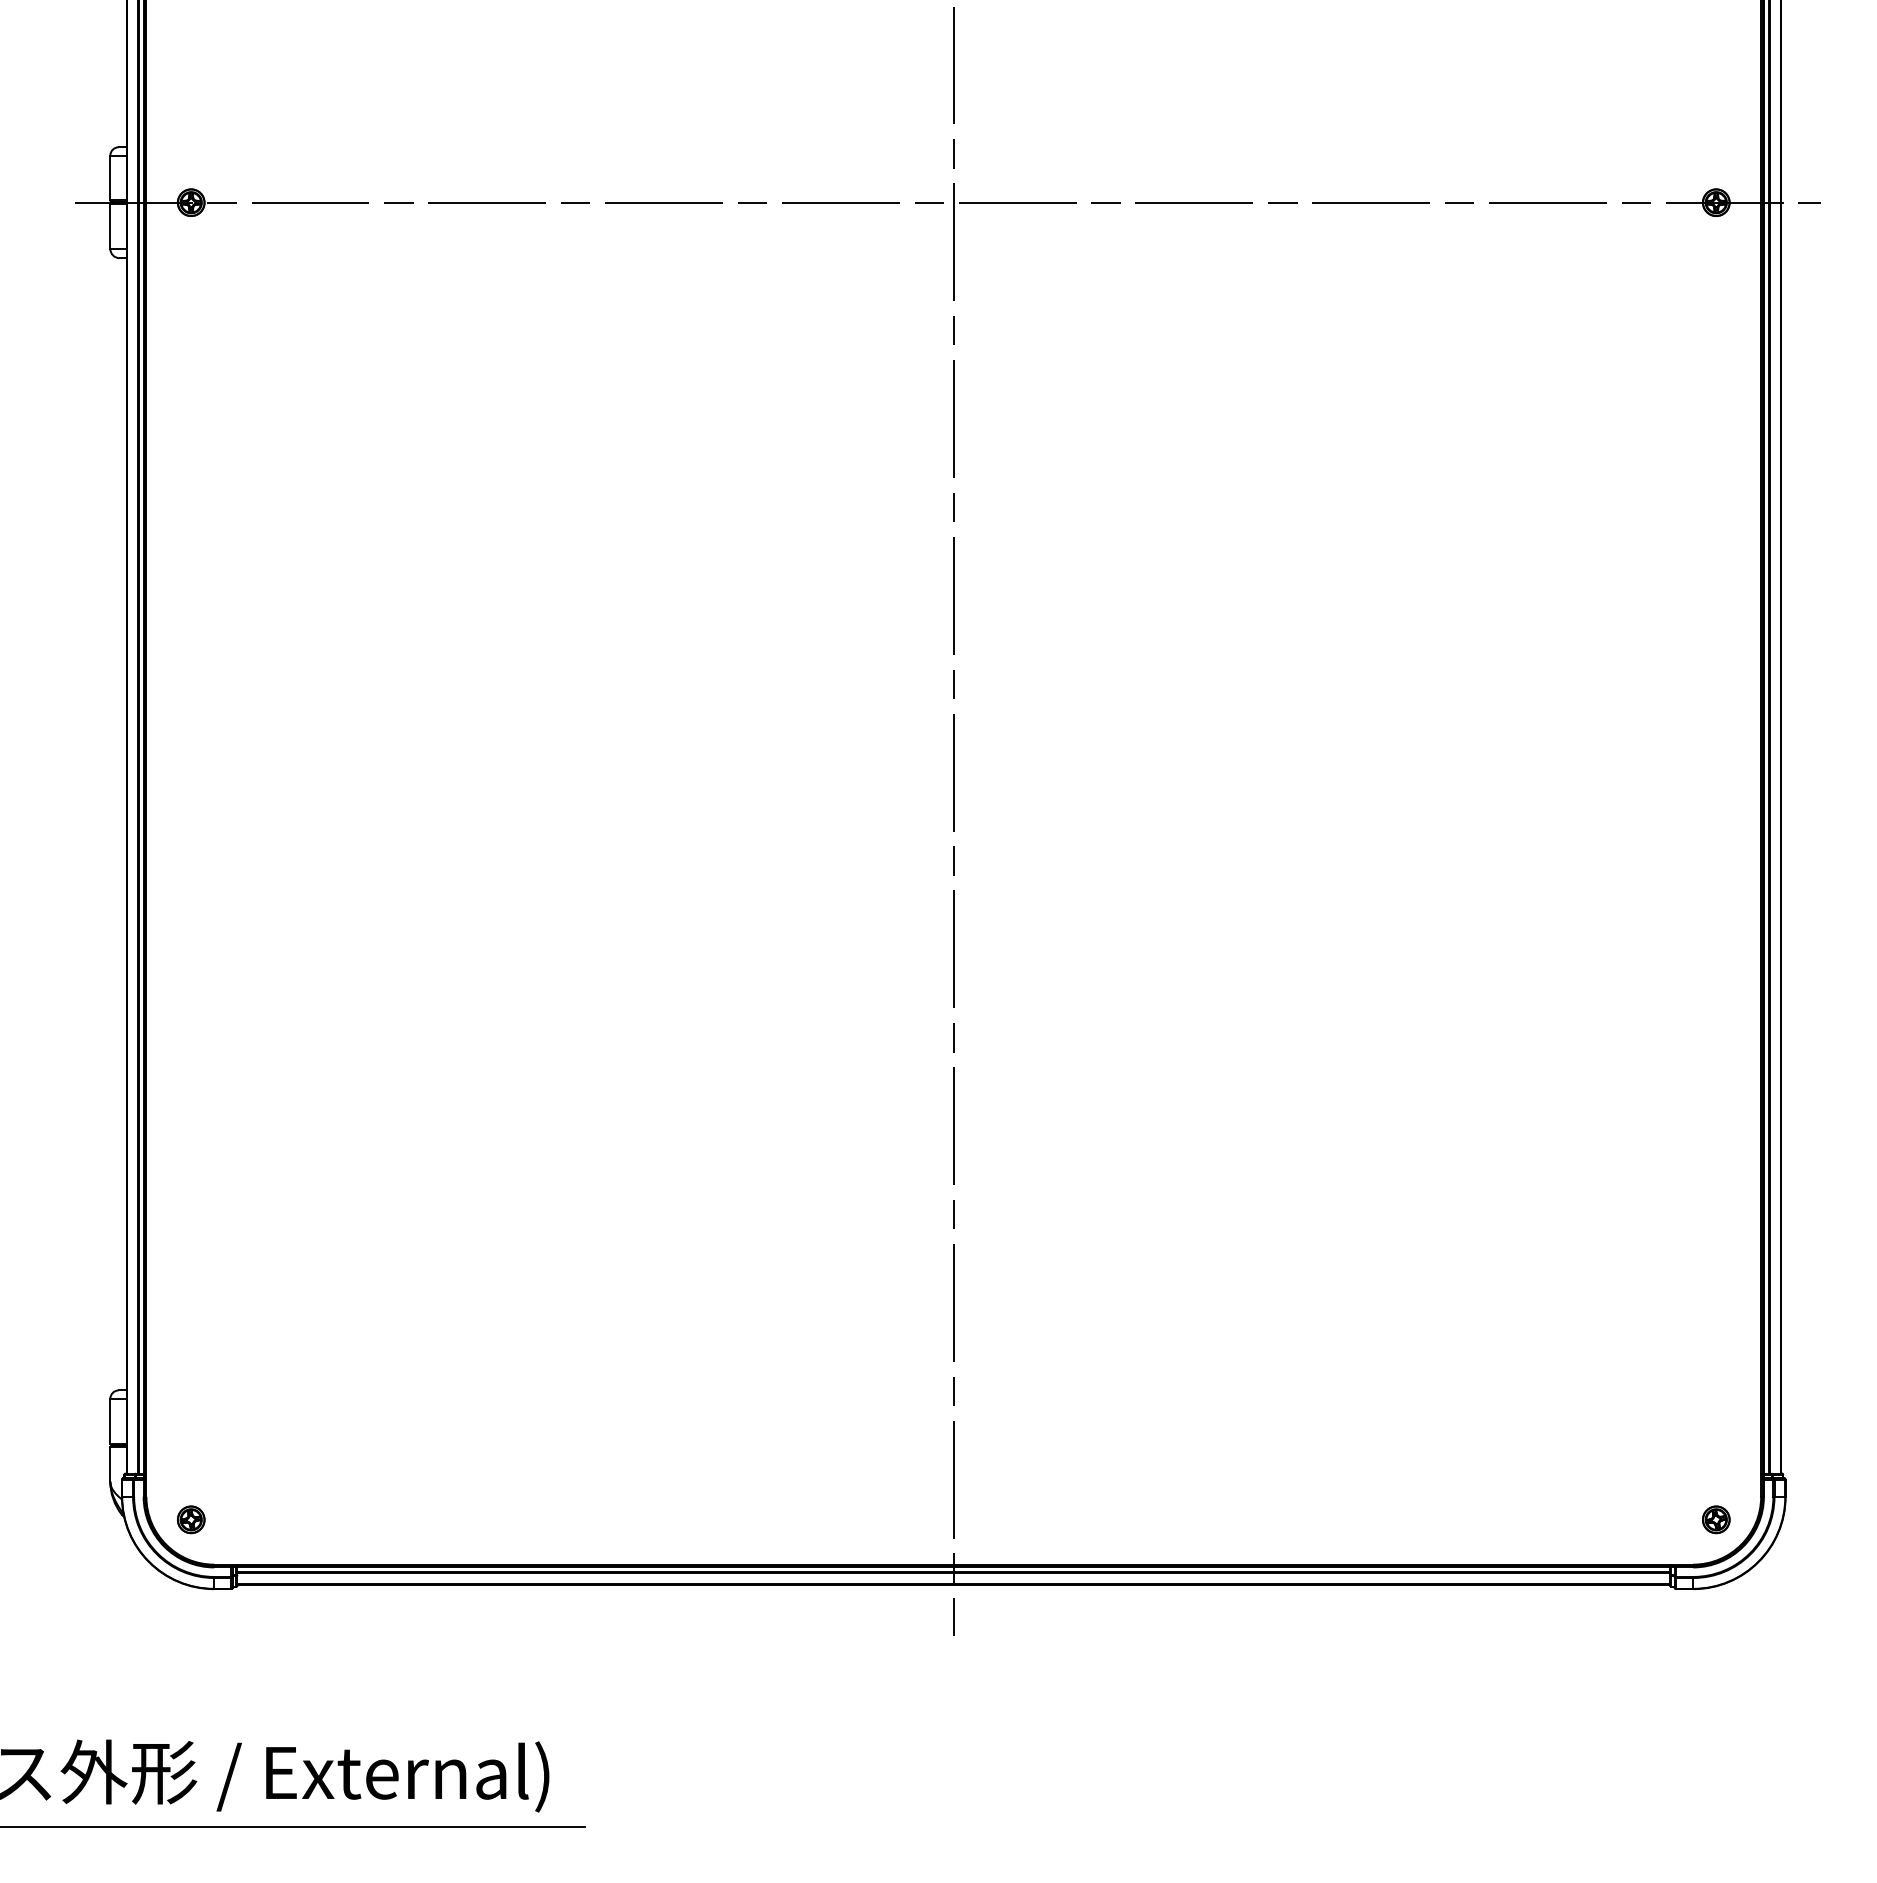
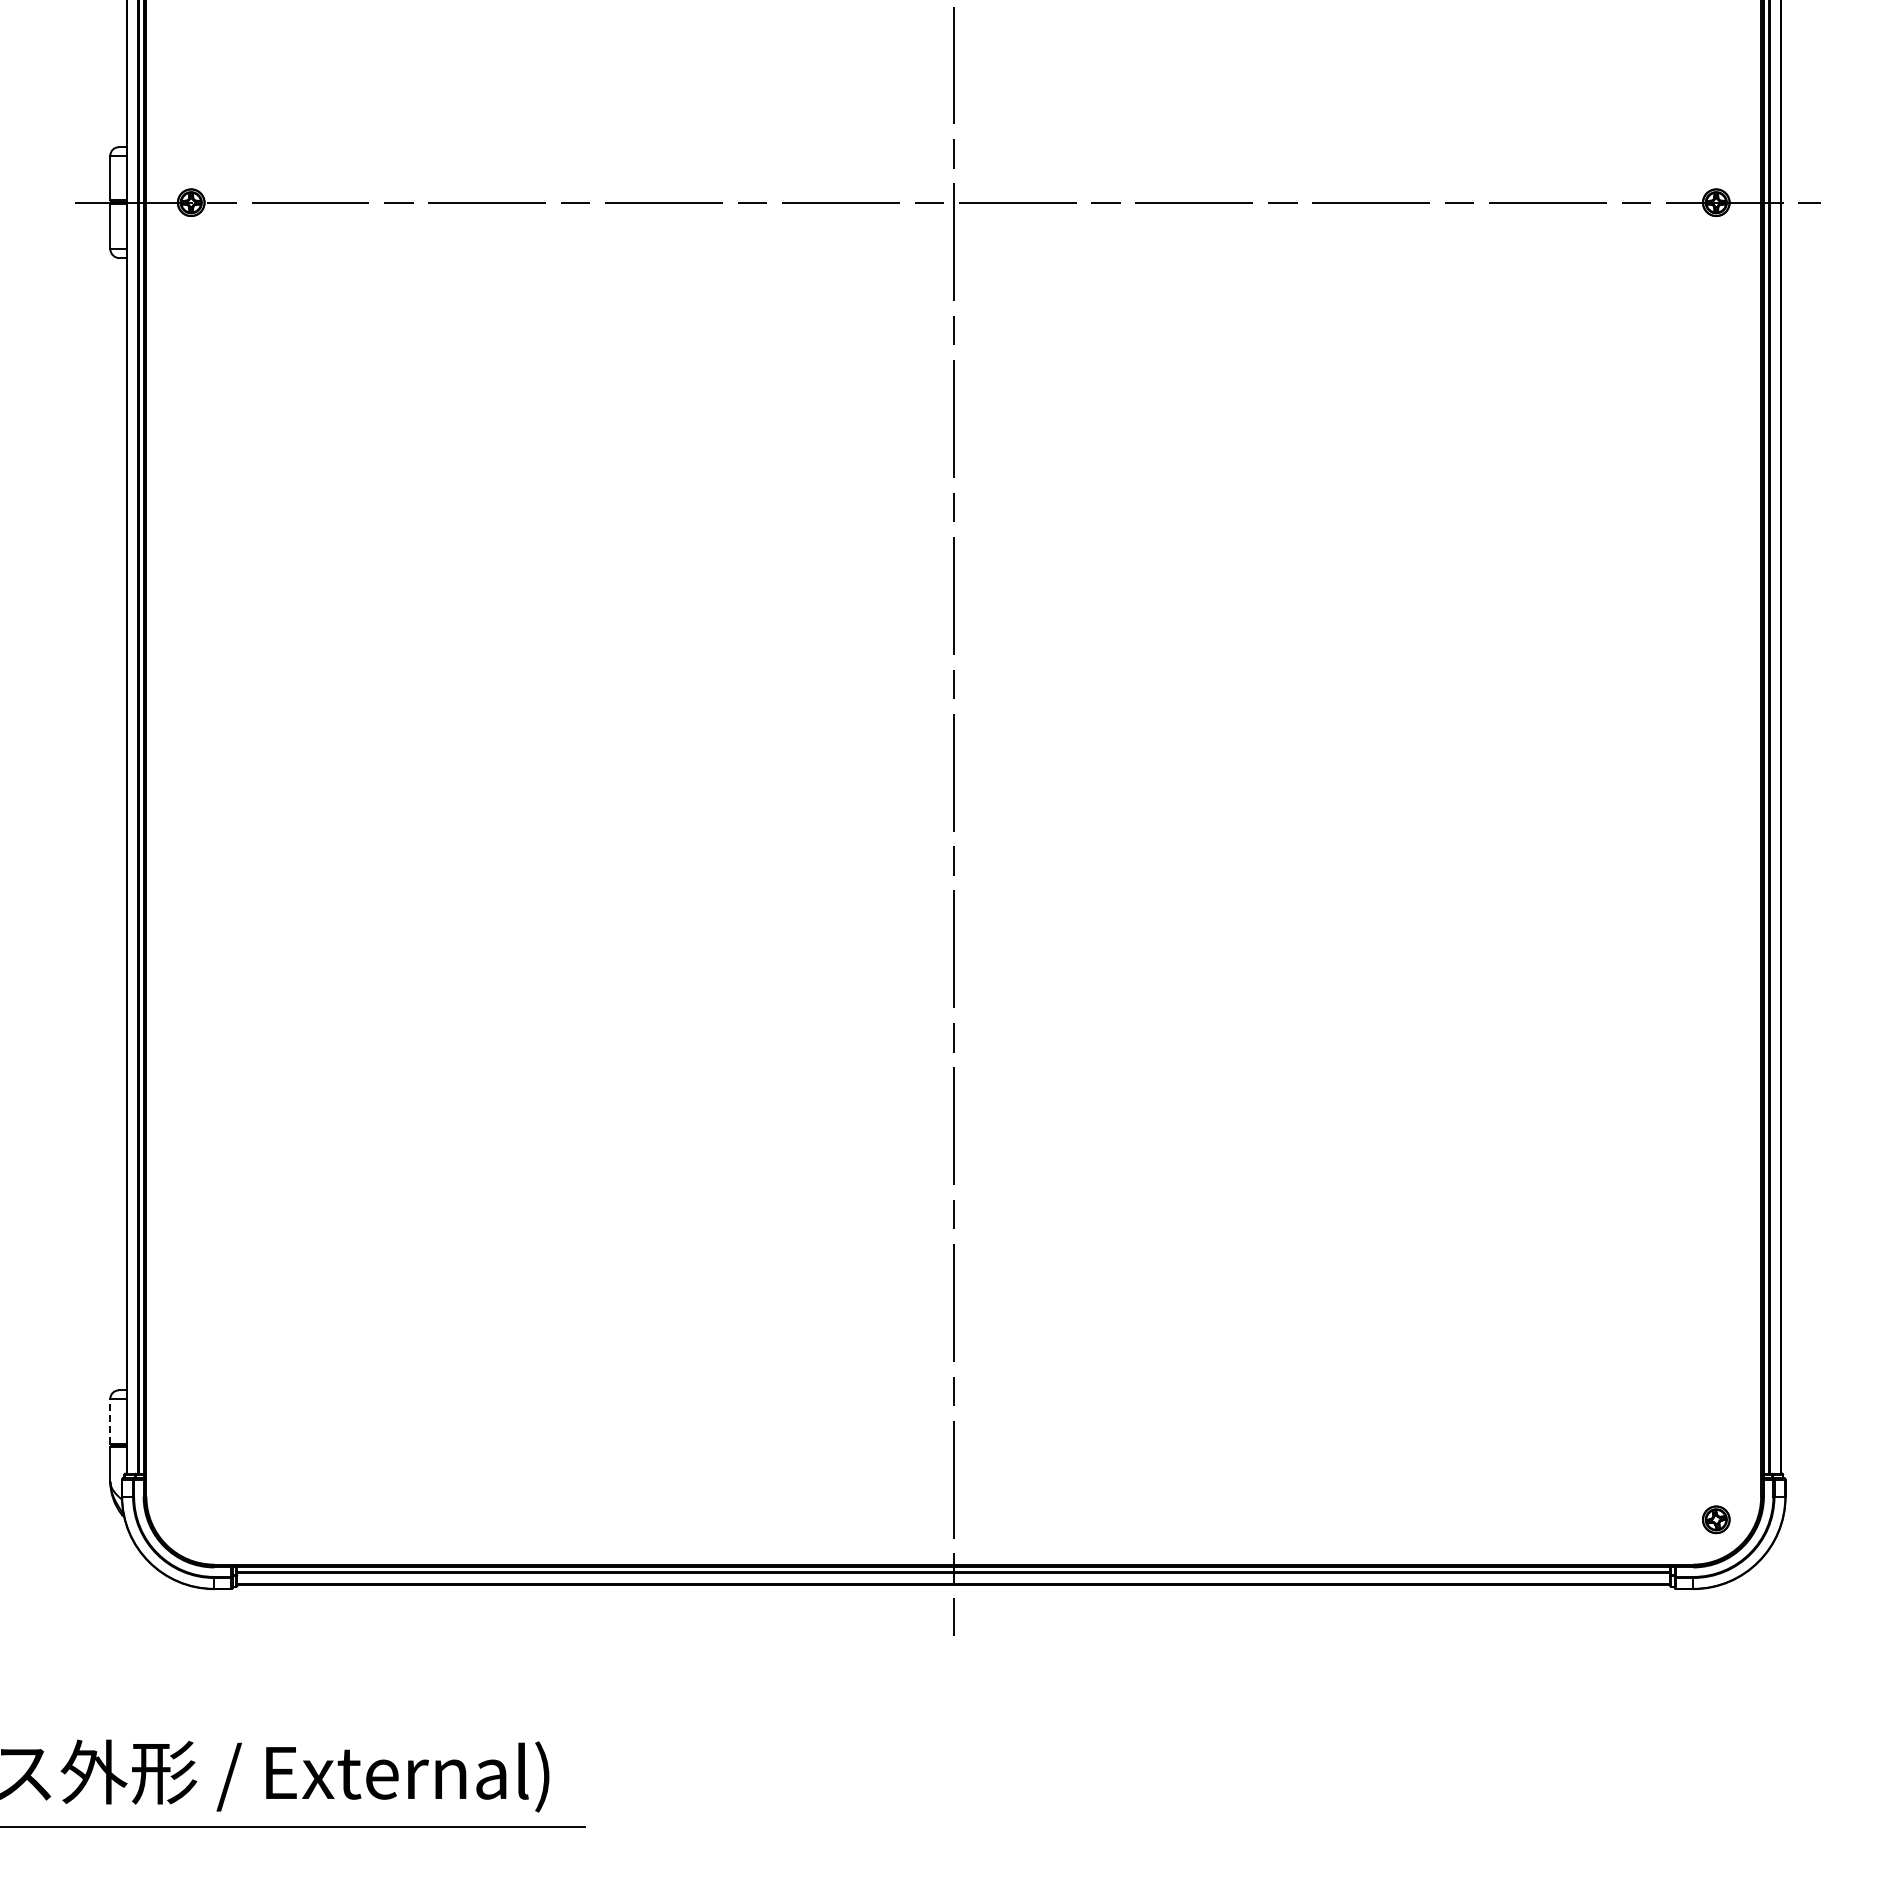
line: solid -> dashed (110, 1420)
part: present -> none (191, 1519)
